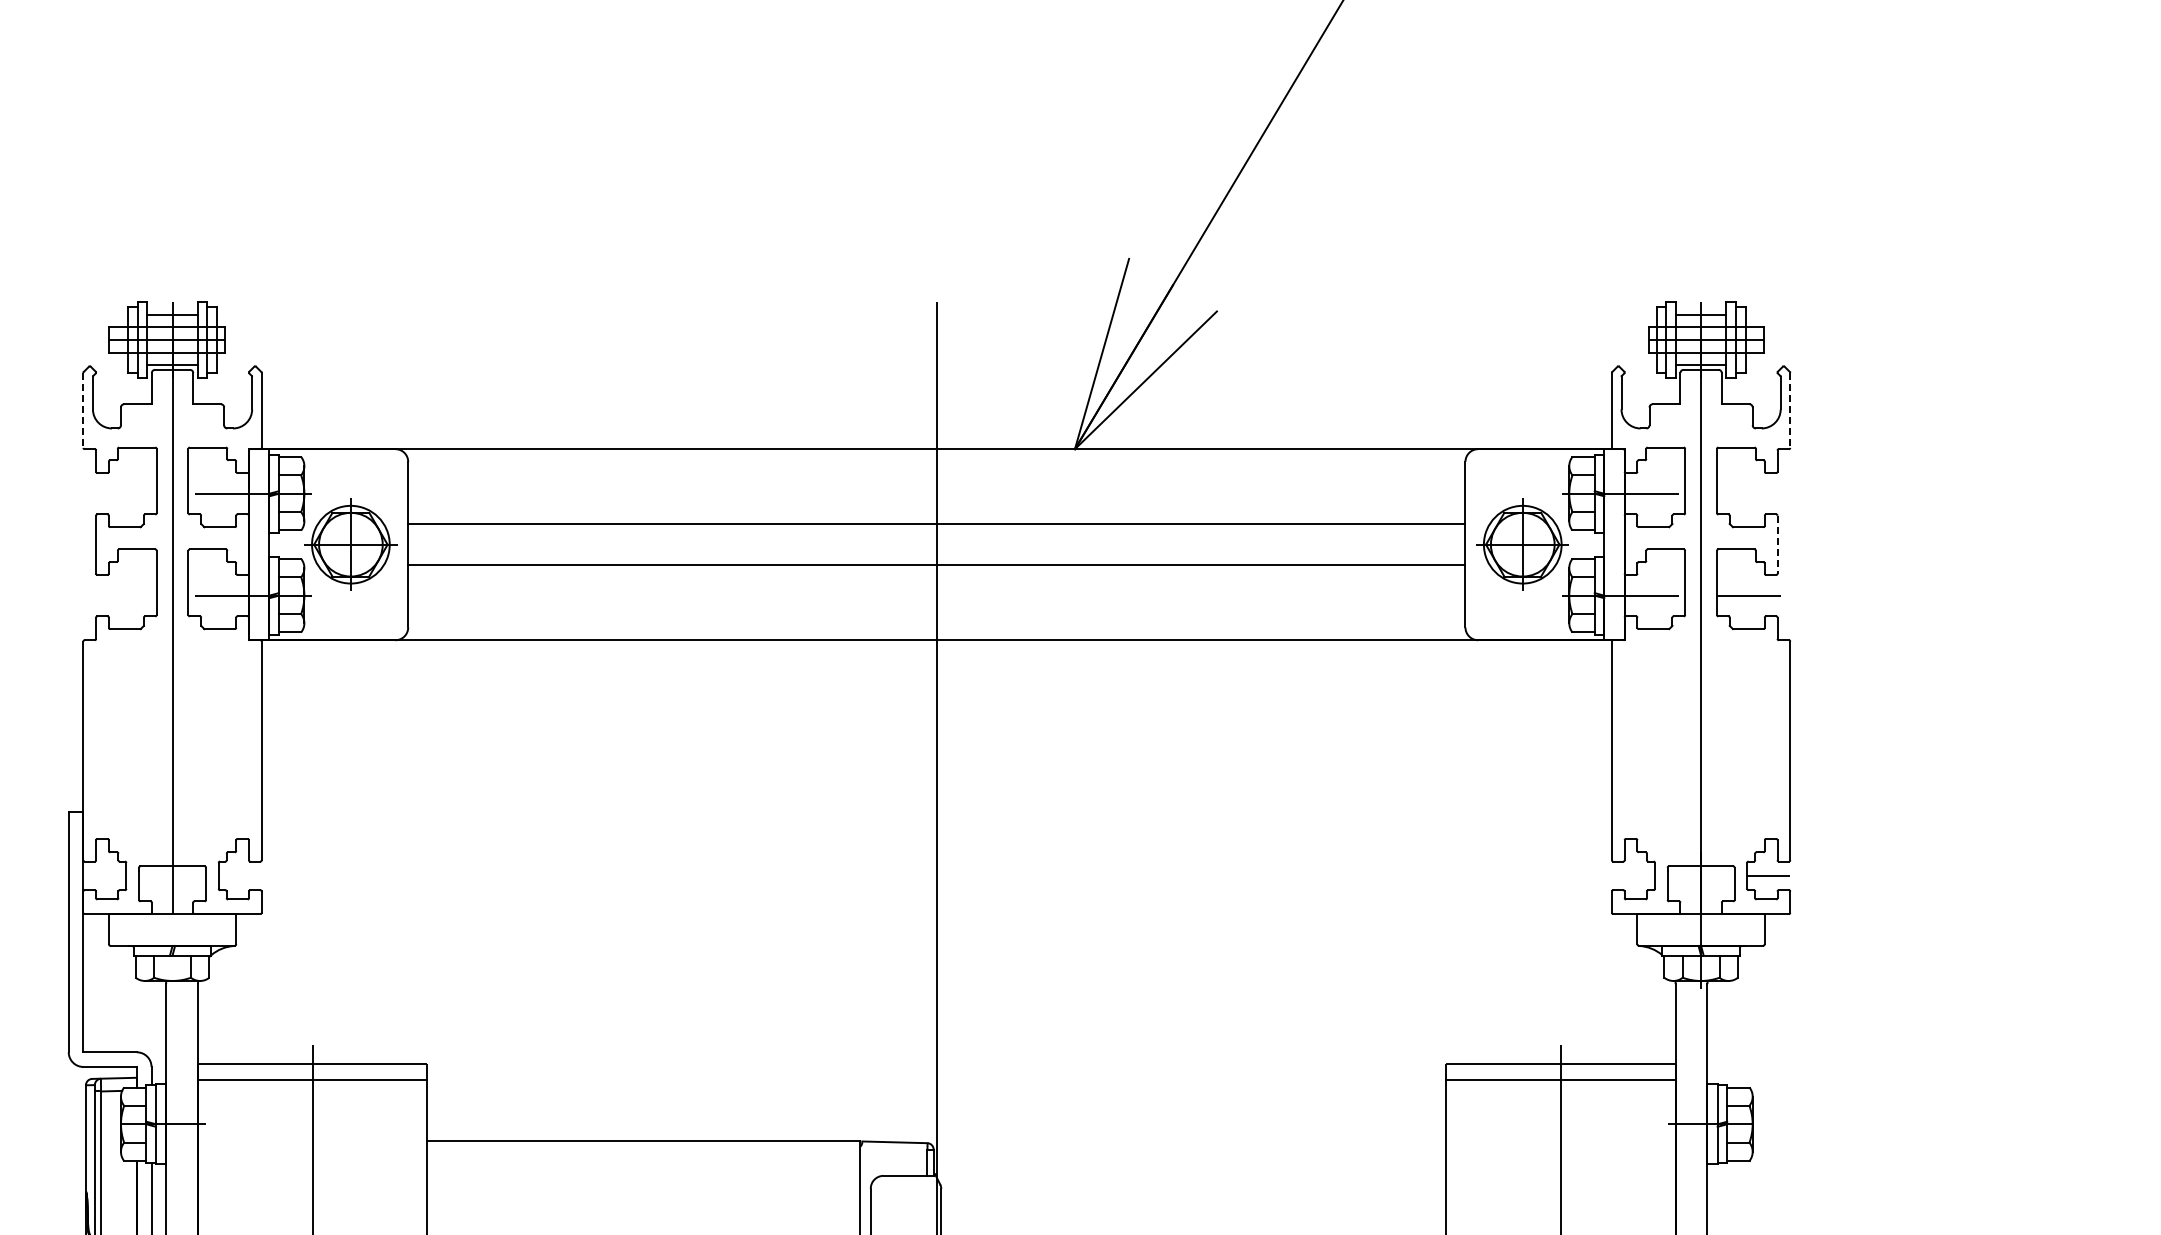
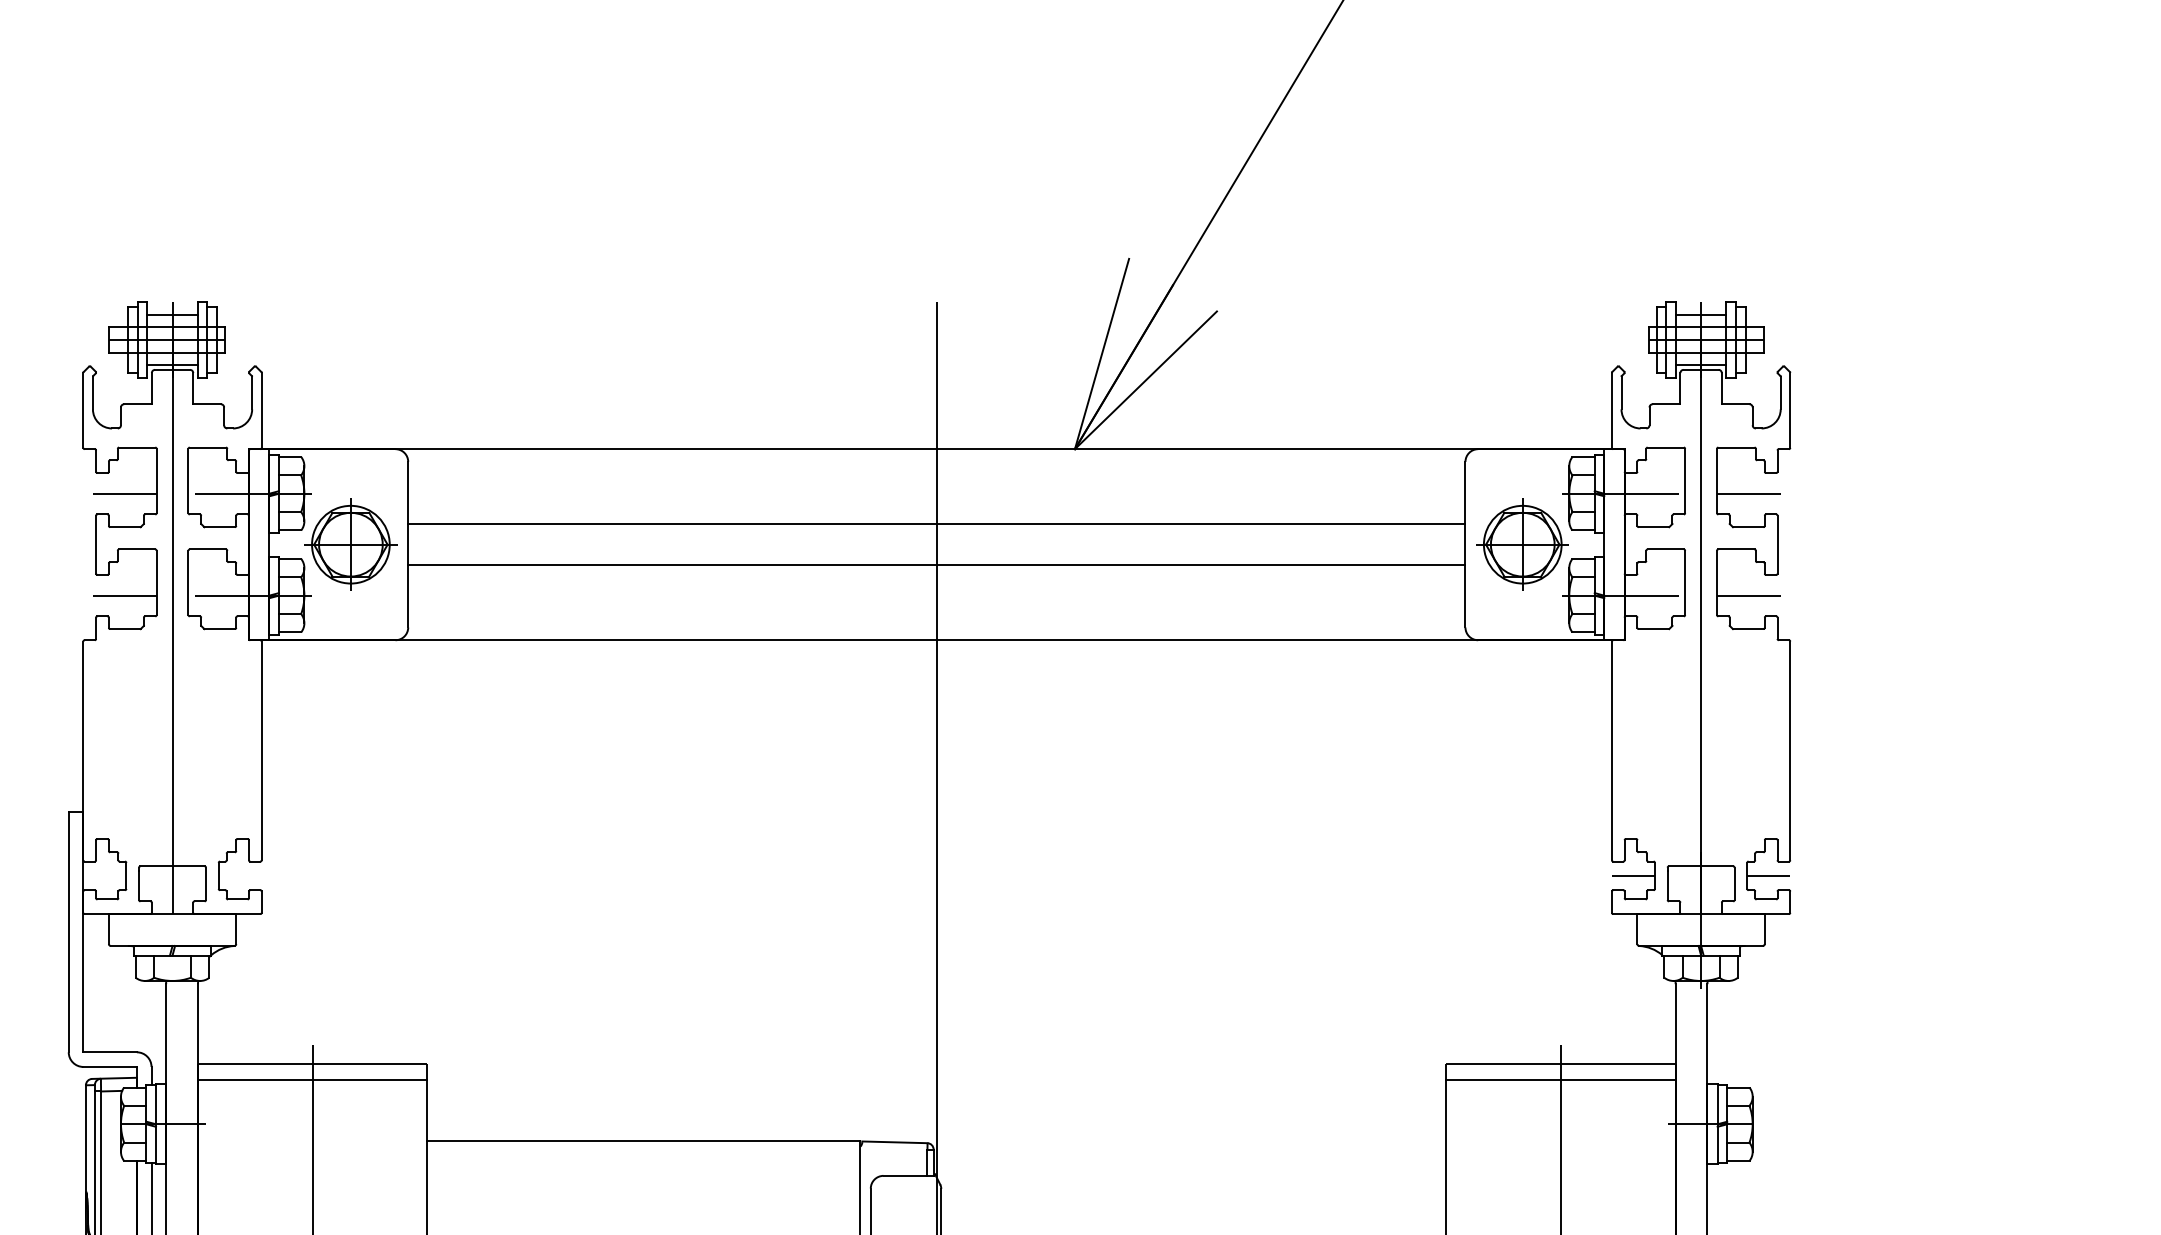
line: dashed -> solid (83, 410)
line: dashed -> solid (1790, 410)
line: none -> present (124, 493)
line: none -> present (1748, 493)
line: dashed -> solid (1777, 544)
line: none -> present (124, 595)
line: none -> present (1632, 875)
